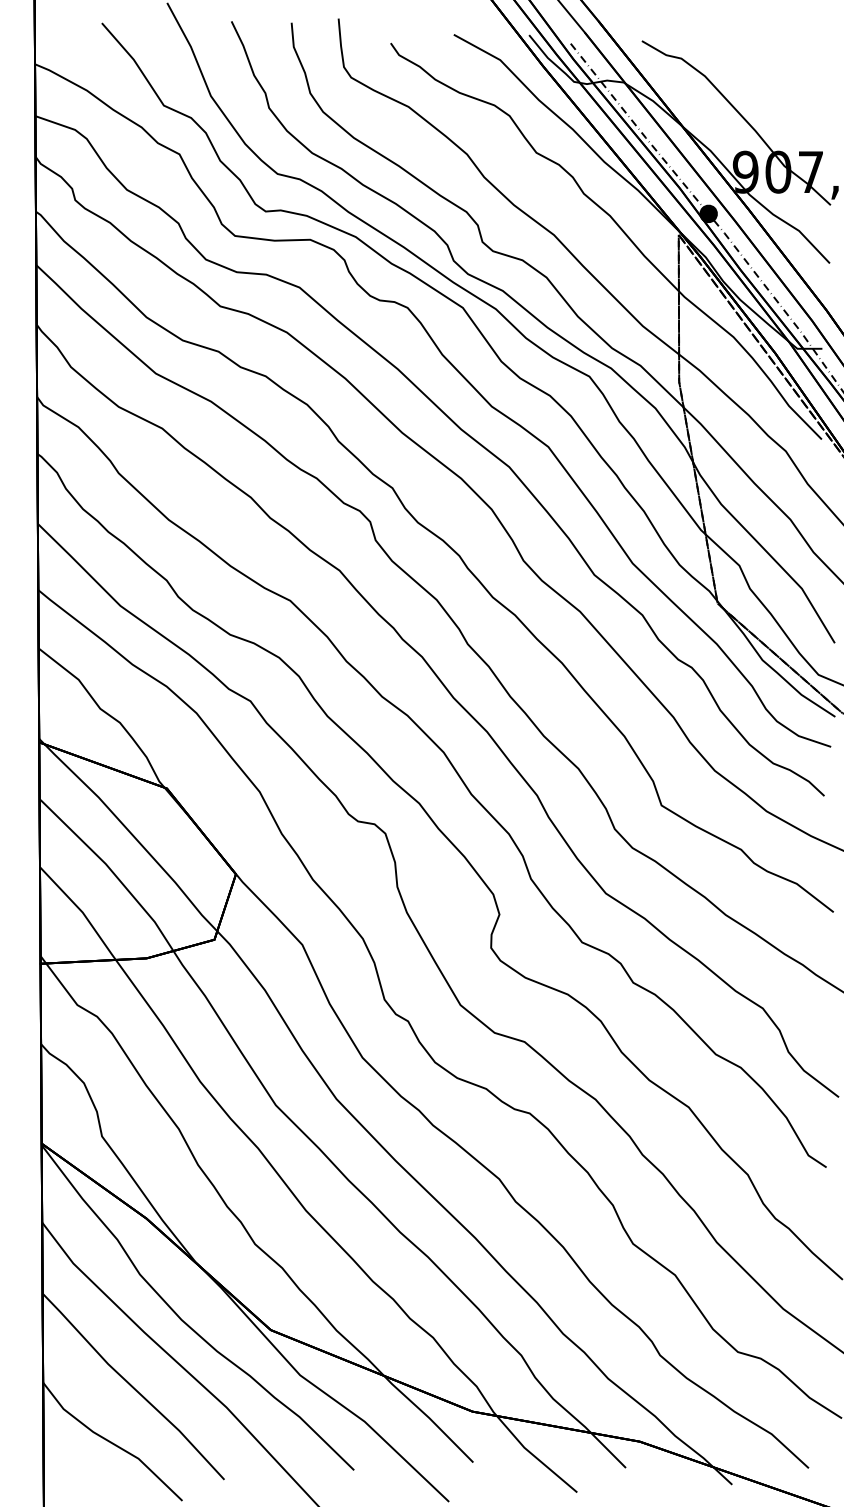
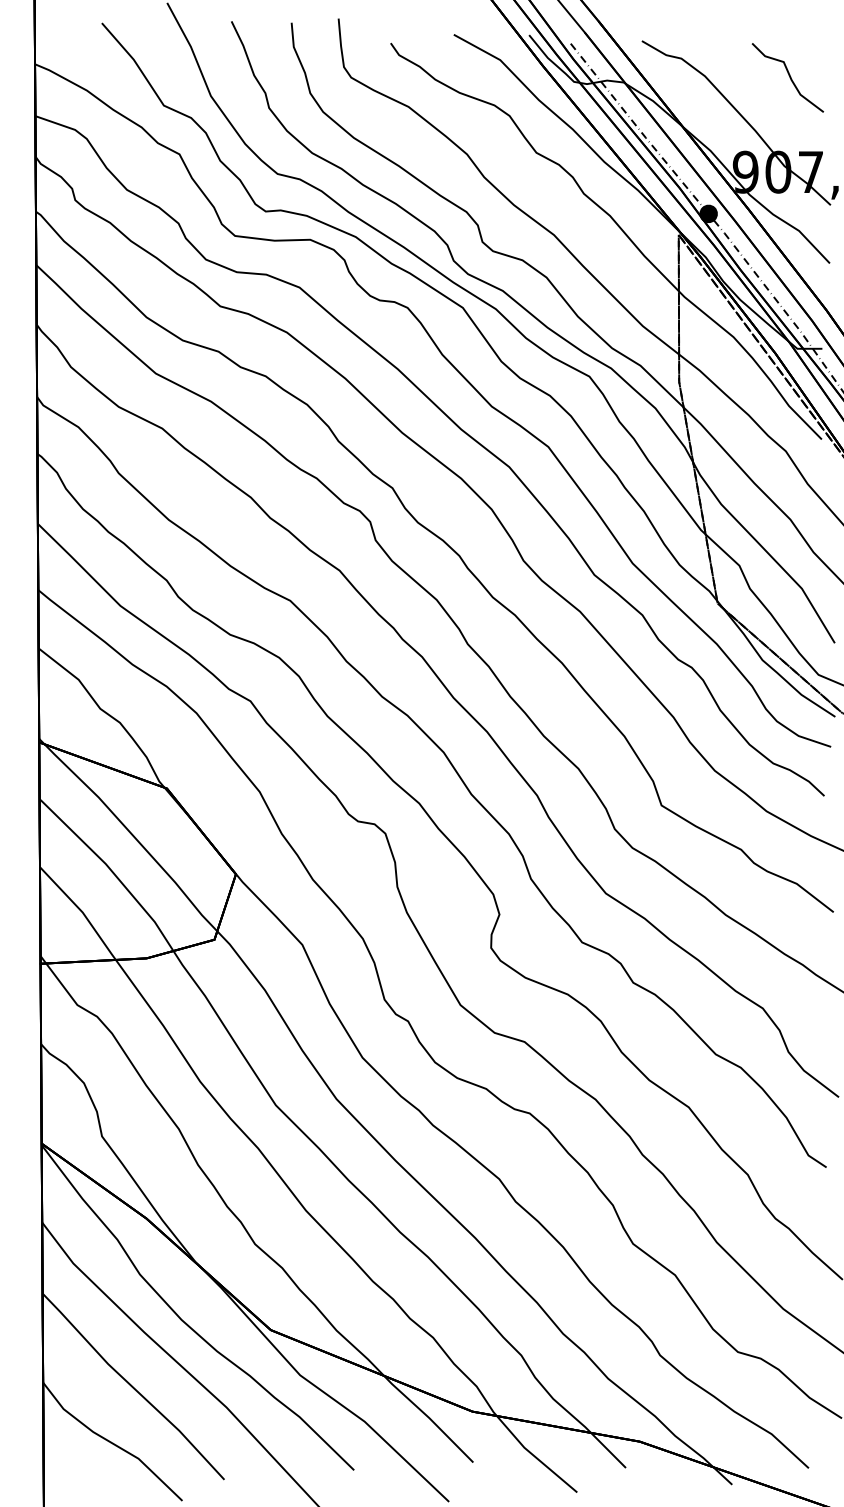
curve: none -> present (789, 77)
